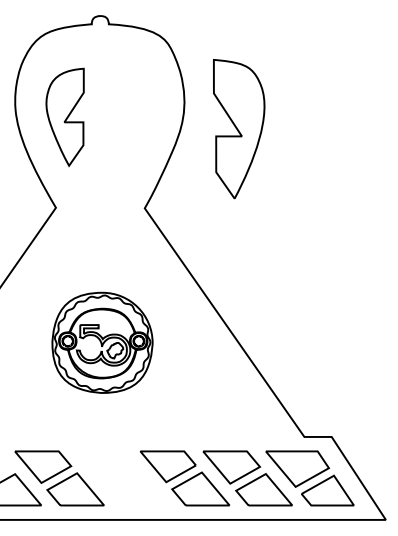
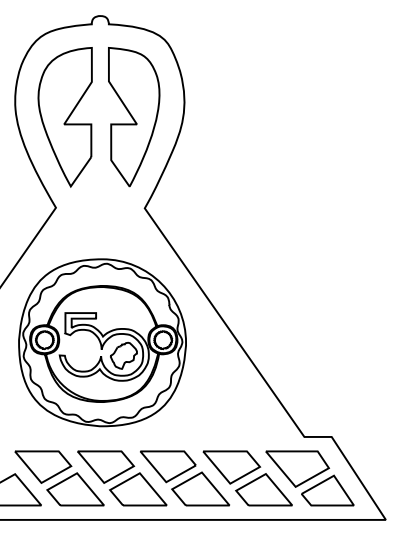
part size: 40x101 px -> 56x141 px (64, 117)
part position: (239, 129) -> (134, 117) (134, 117)
part size: 103x103 px -> 169x170 px (102, 342)
part: none -> present (122, 478)
